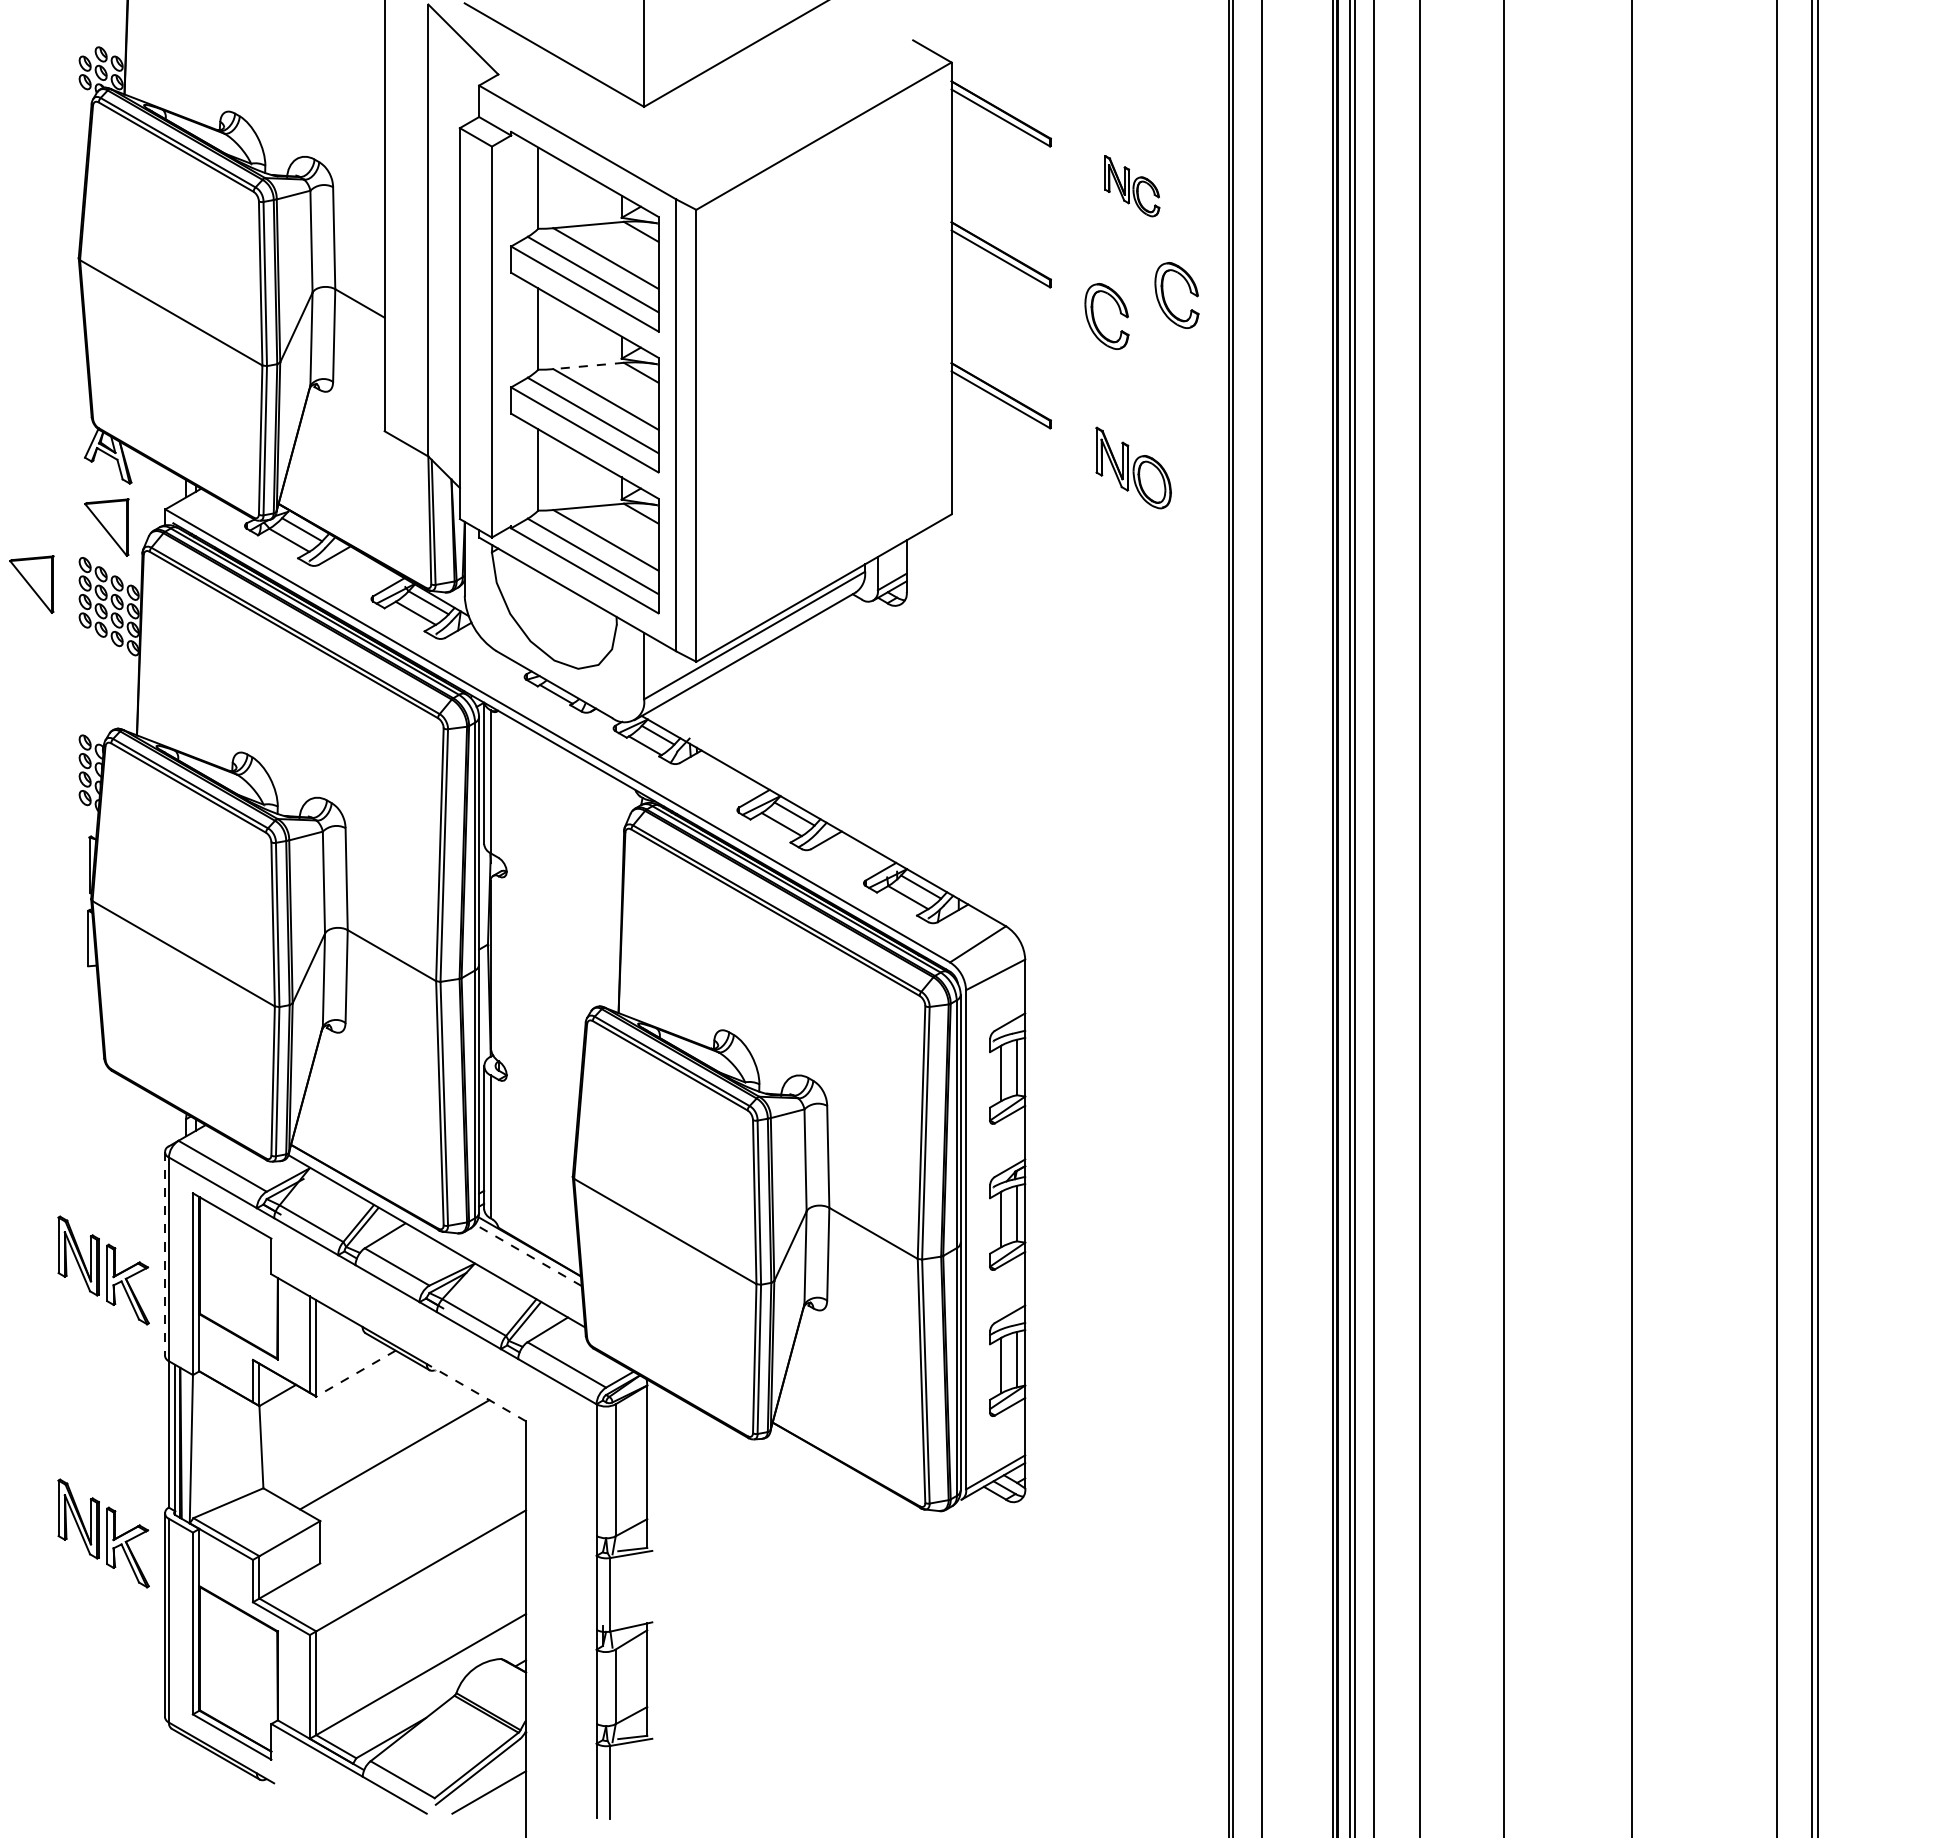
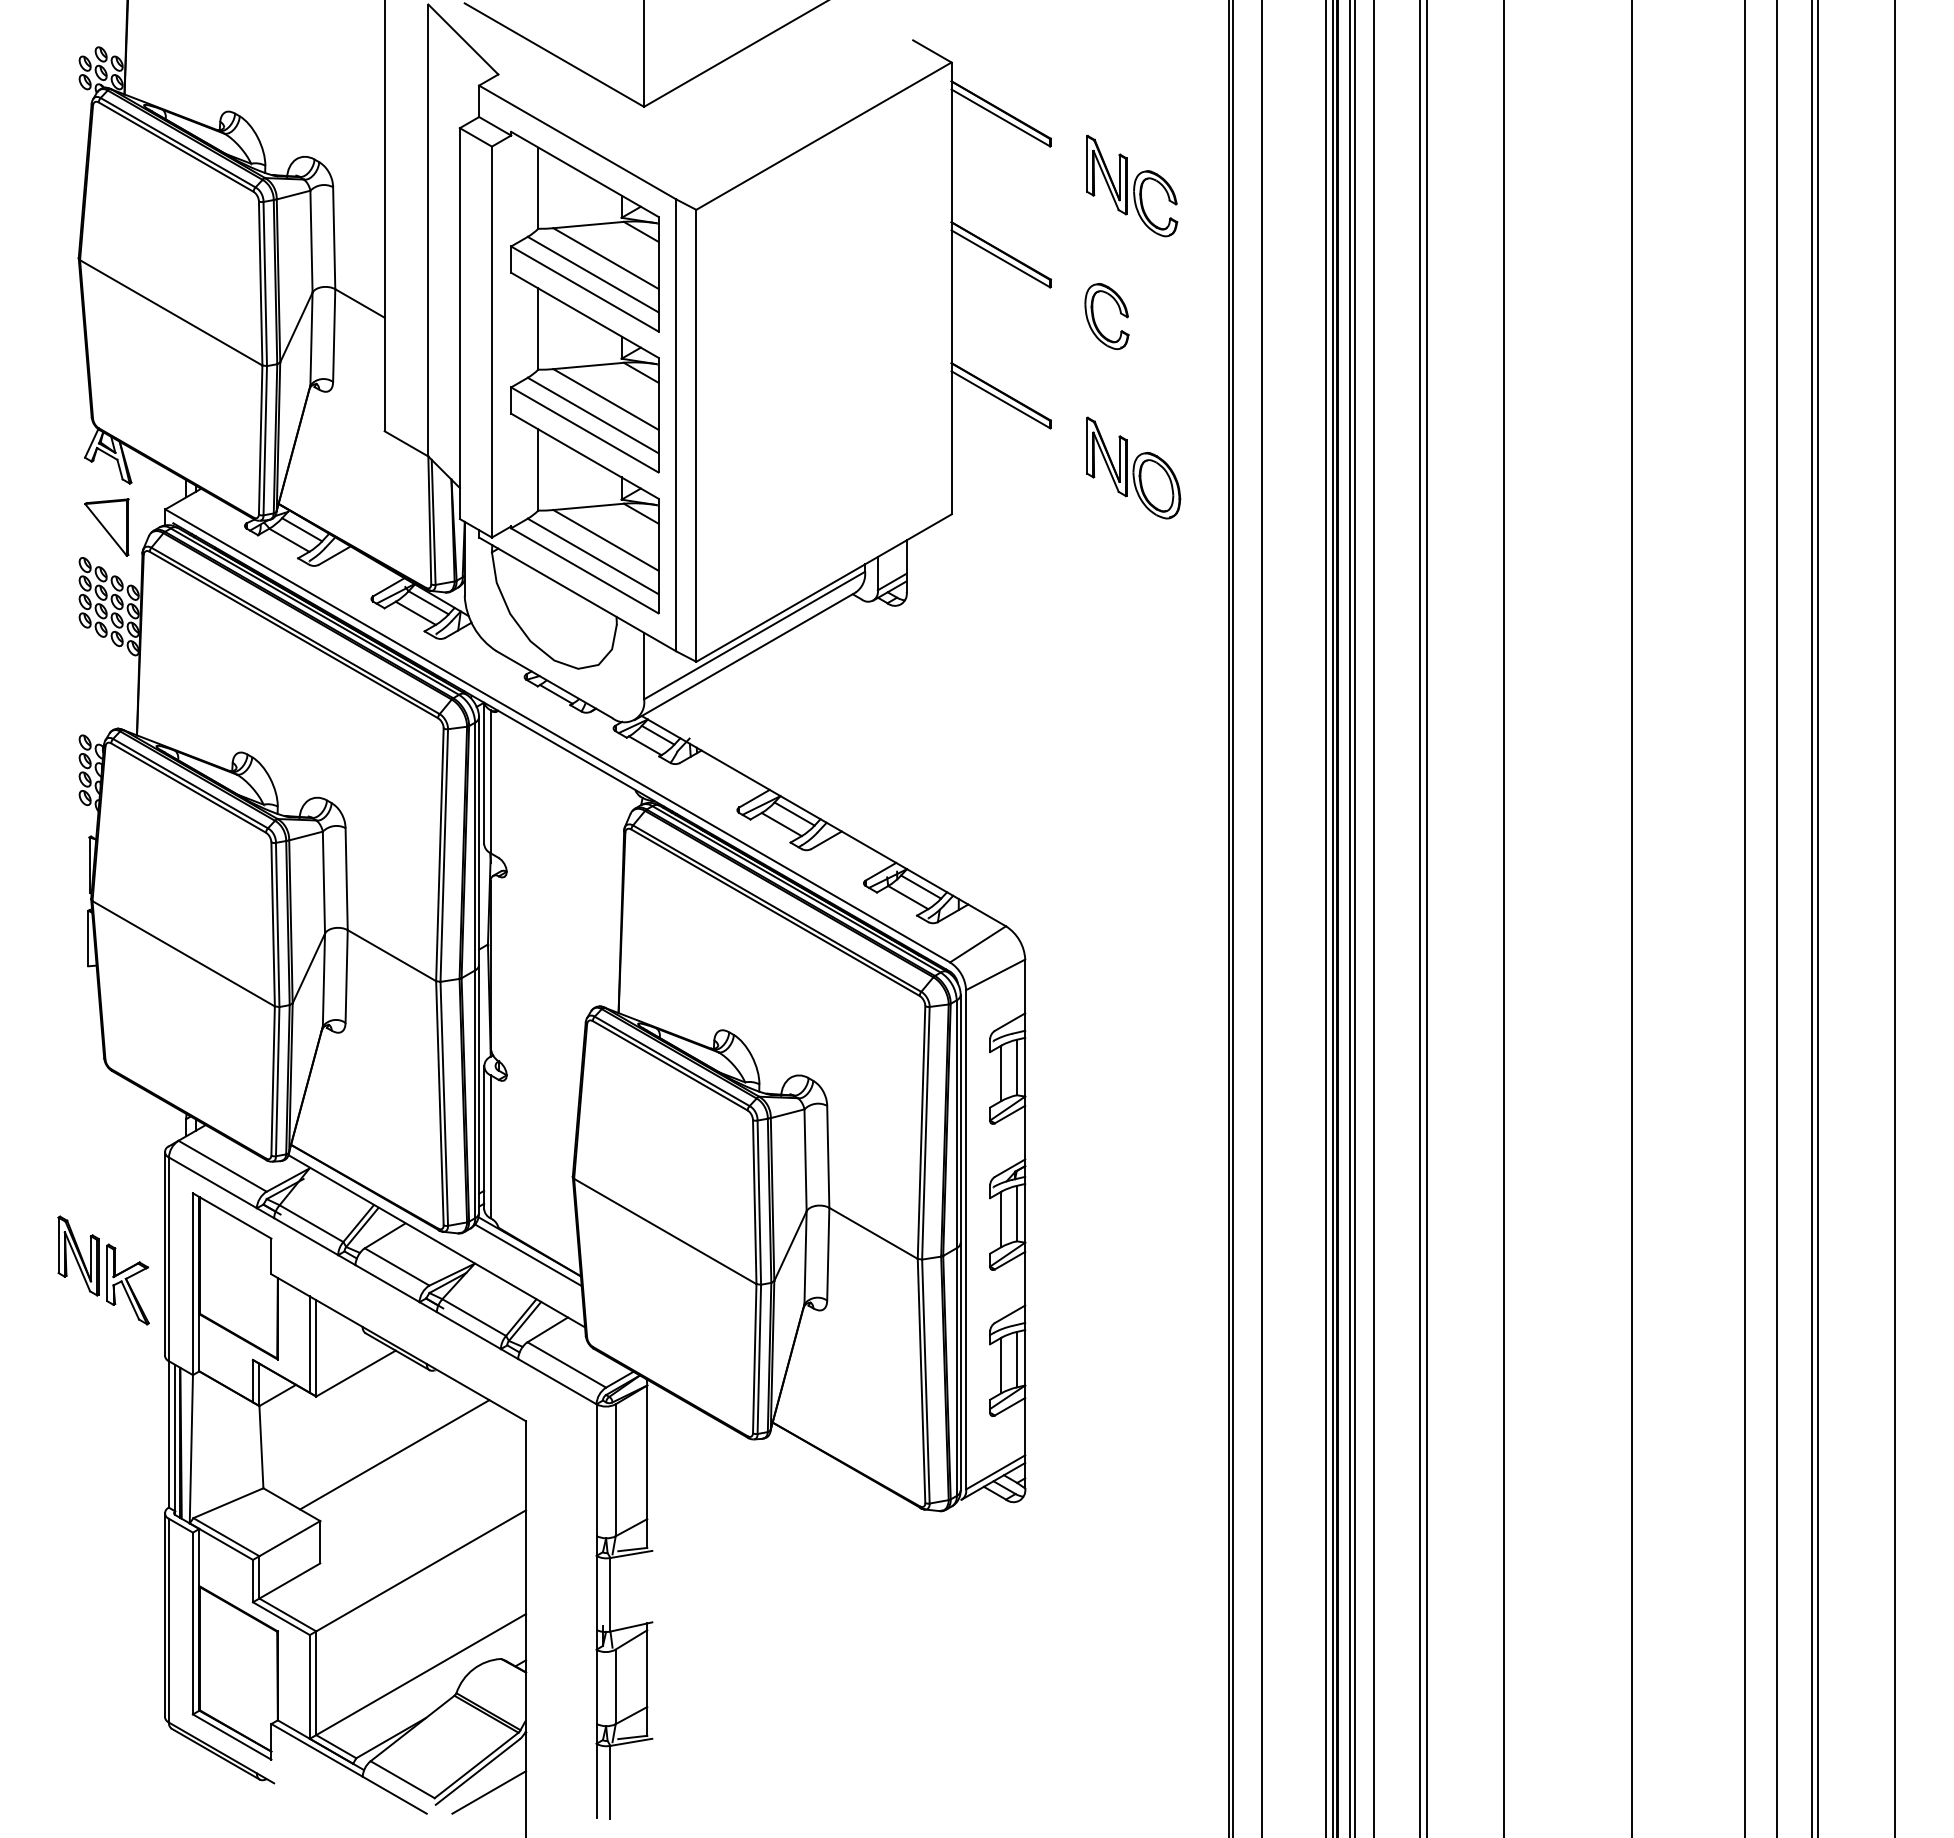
part size: 57x63 px -> 93x103 px (1132, 186)
part: present -> none (1165, 299)
line: dashed -> solid (588, 366)
part size: 77x84 px -> 96x104 px (1133, 467)
part: present -> none (31, 584)
line: none -> present (1326, 918)
line: none -> present (1426, 918)
line: none -> present (1745, 918)
line: none -> present (1895, 918)
line: dashed -> solid (164, 1253)
line: dashed -> solid (528, 1255)
line: dashed -> solid (356, 1373)
line: dashed -> solid (475, 1392)
part: present -> none (103, 1533)
